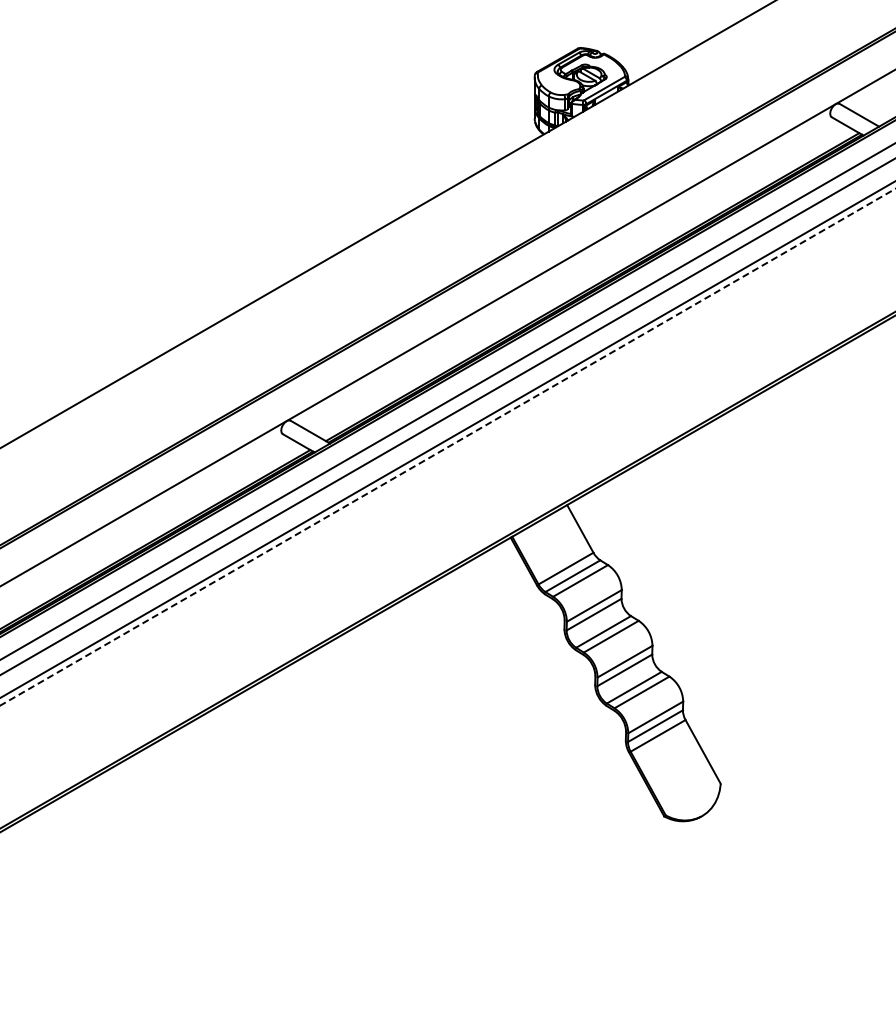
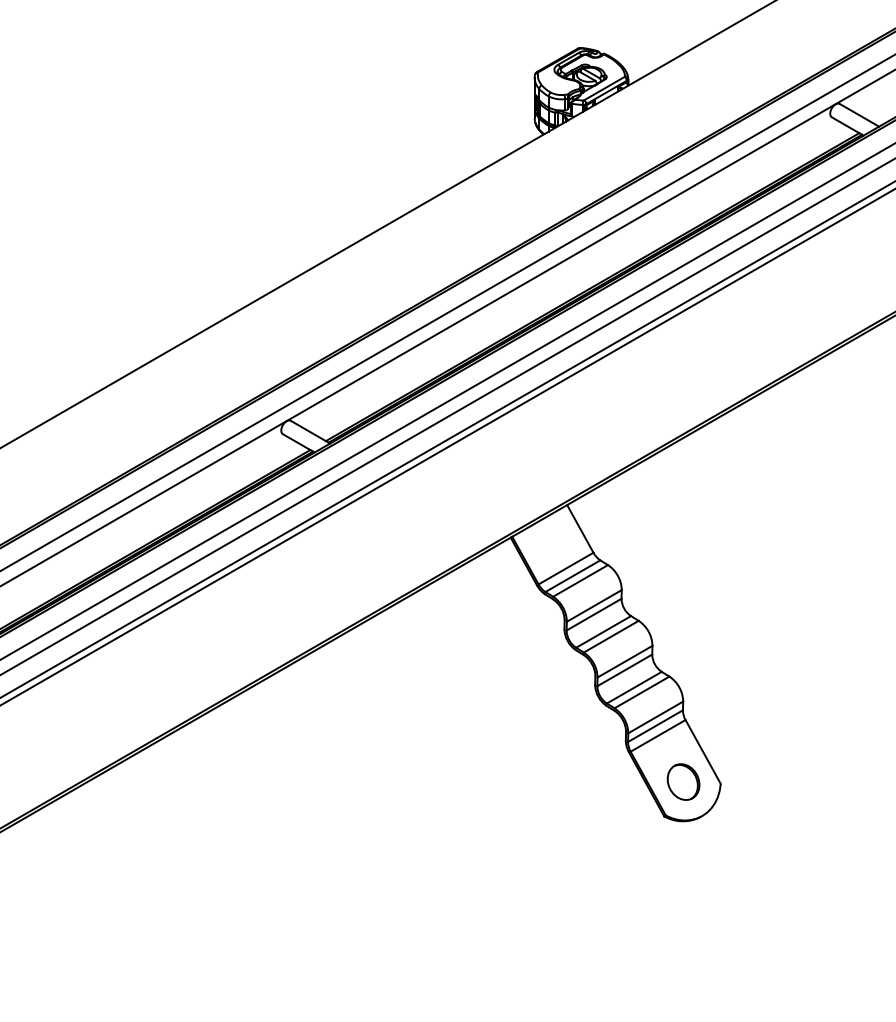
line: none -> present (447, 312)
line: dashed -> solid (448, 447)
part: none -> present (683, 781)
